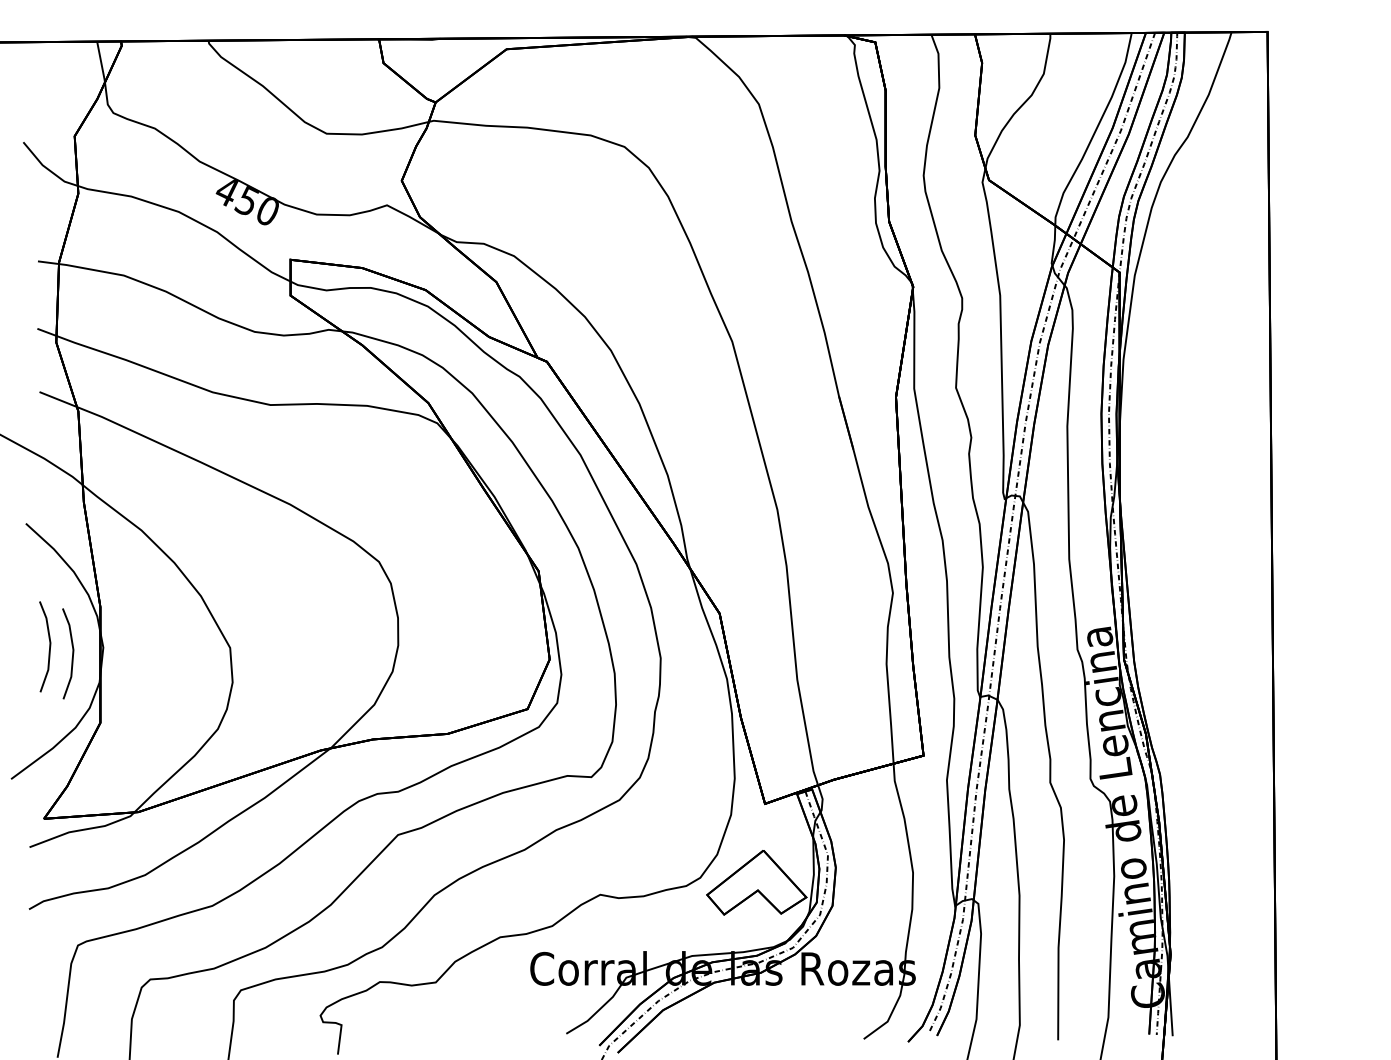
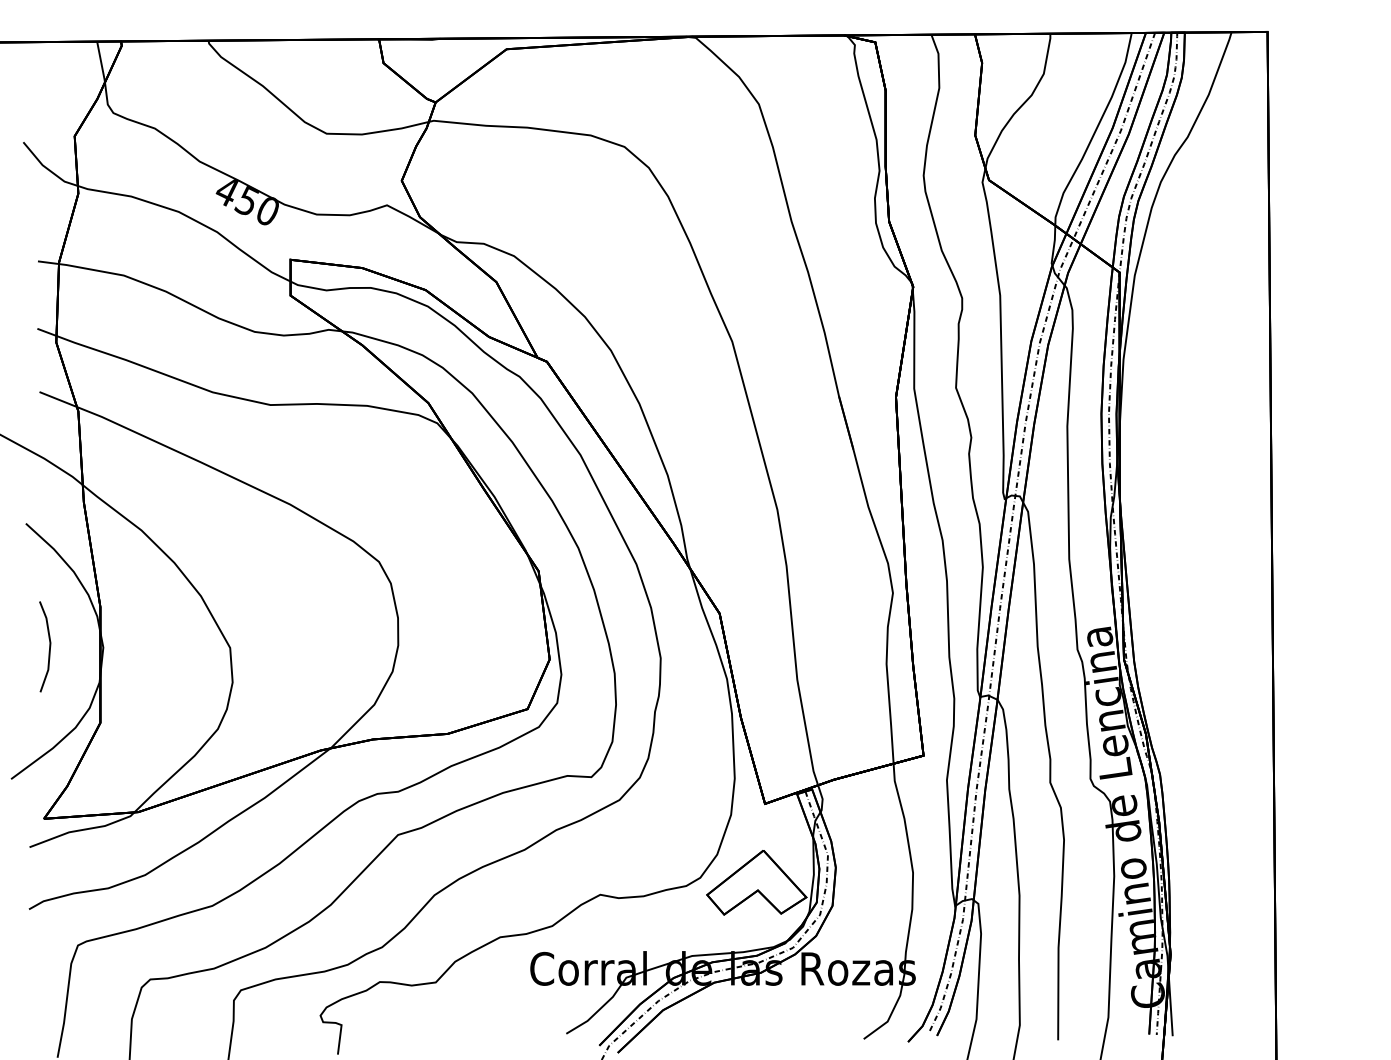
line: present -> none (72, 653)
